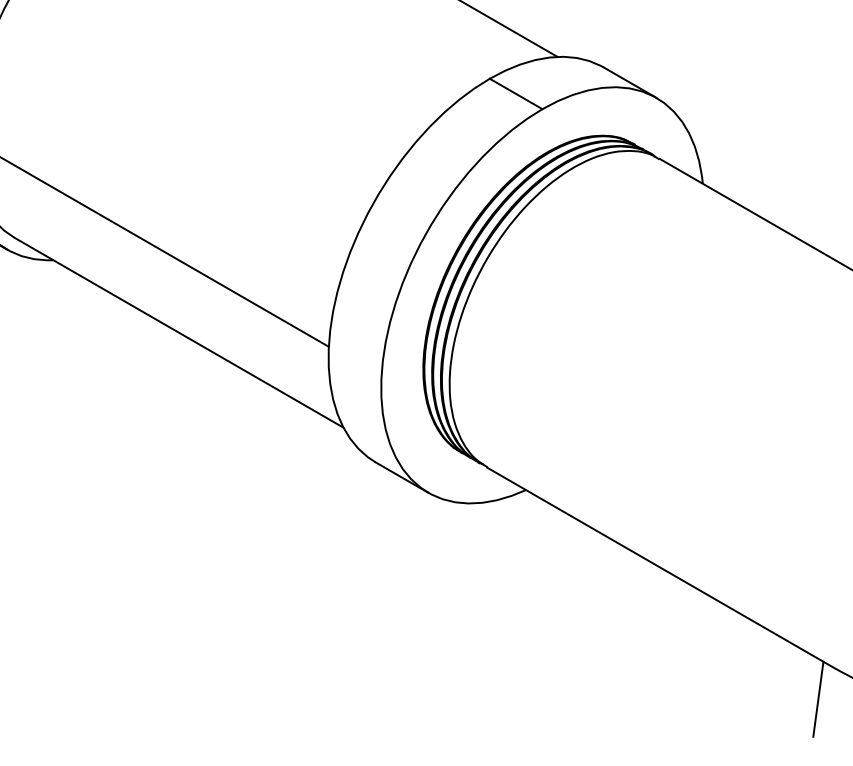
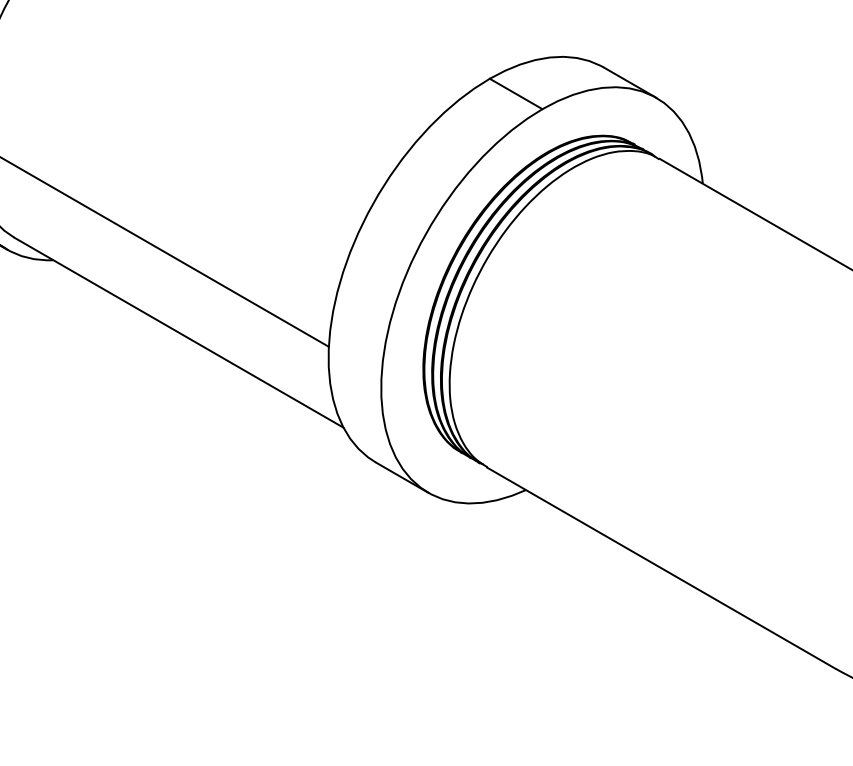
line: present -> none (510, 29)
line: present -> none (818, 698)
